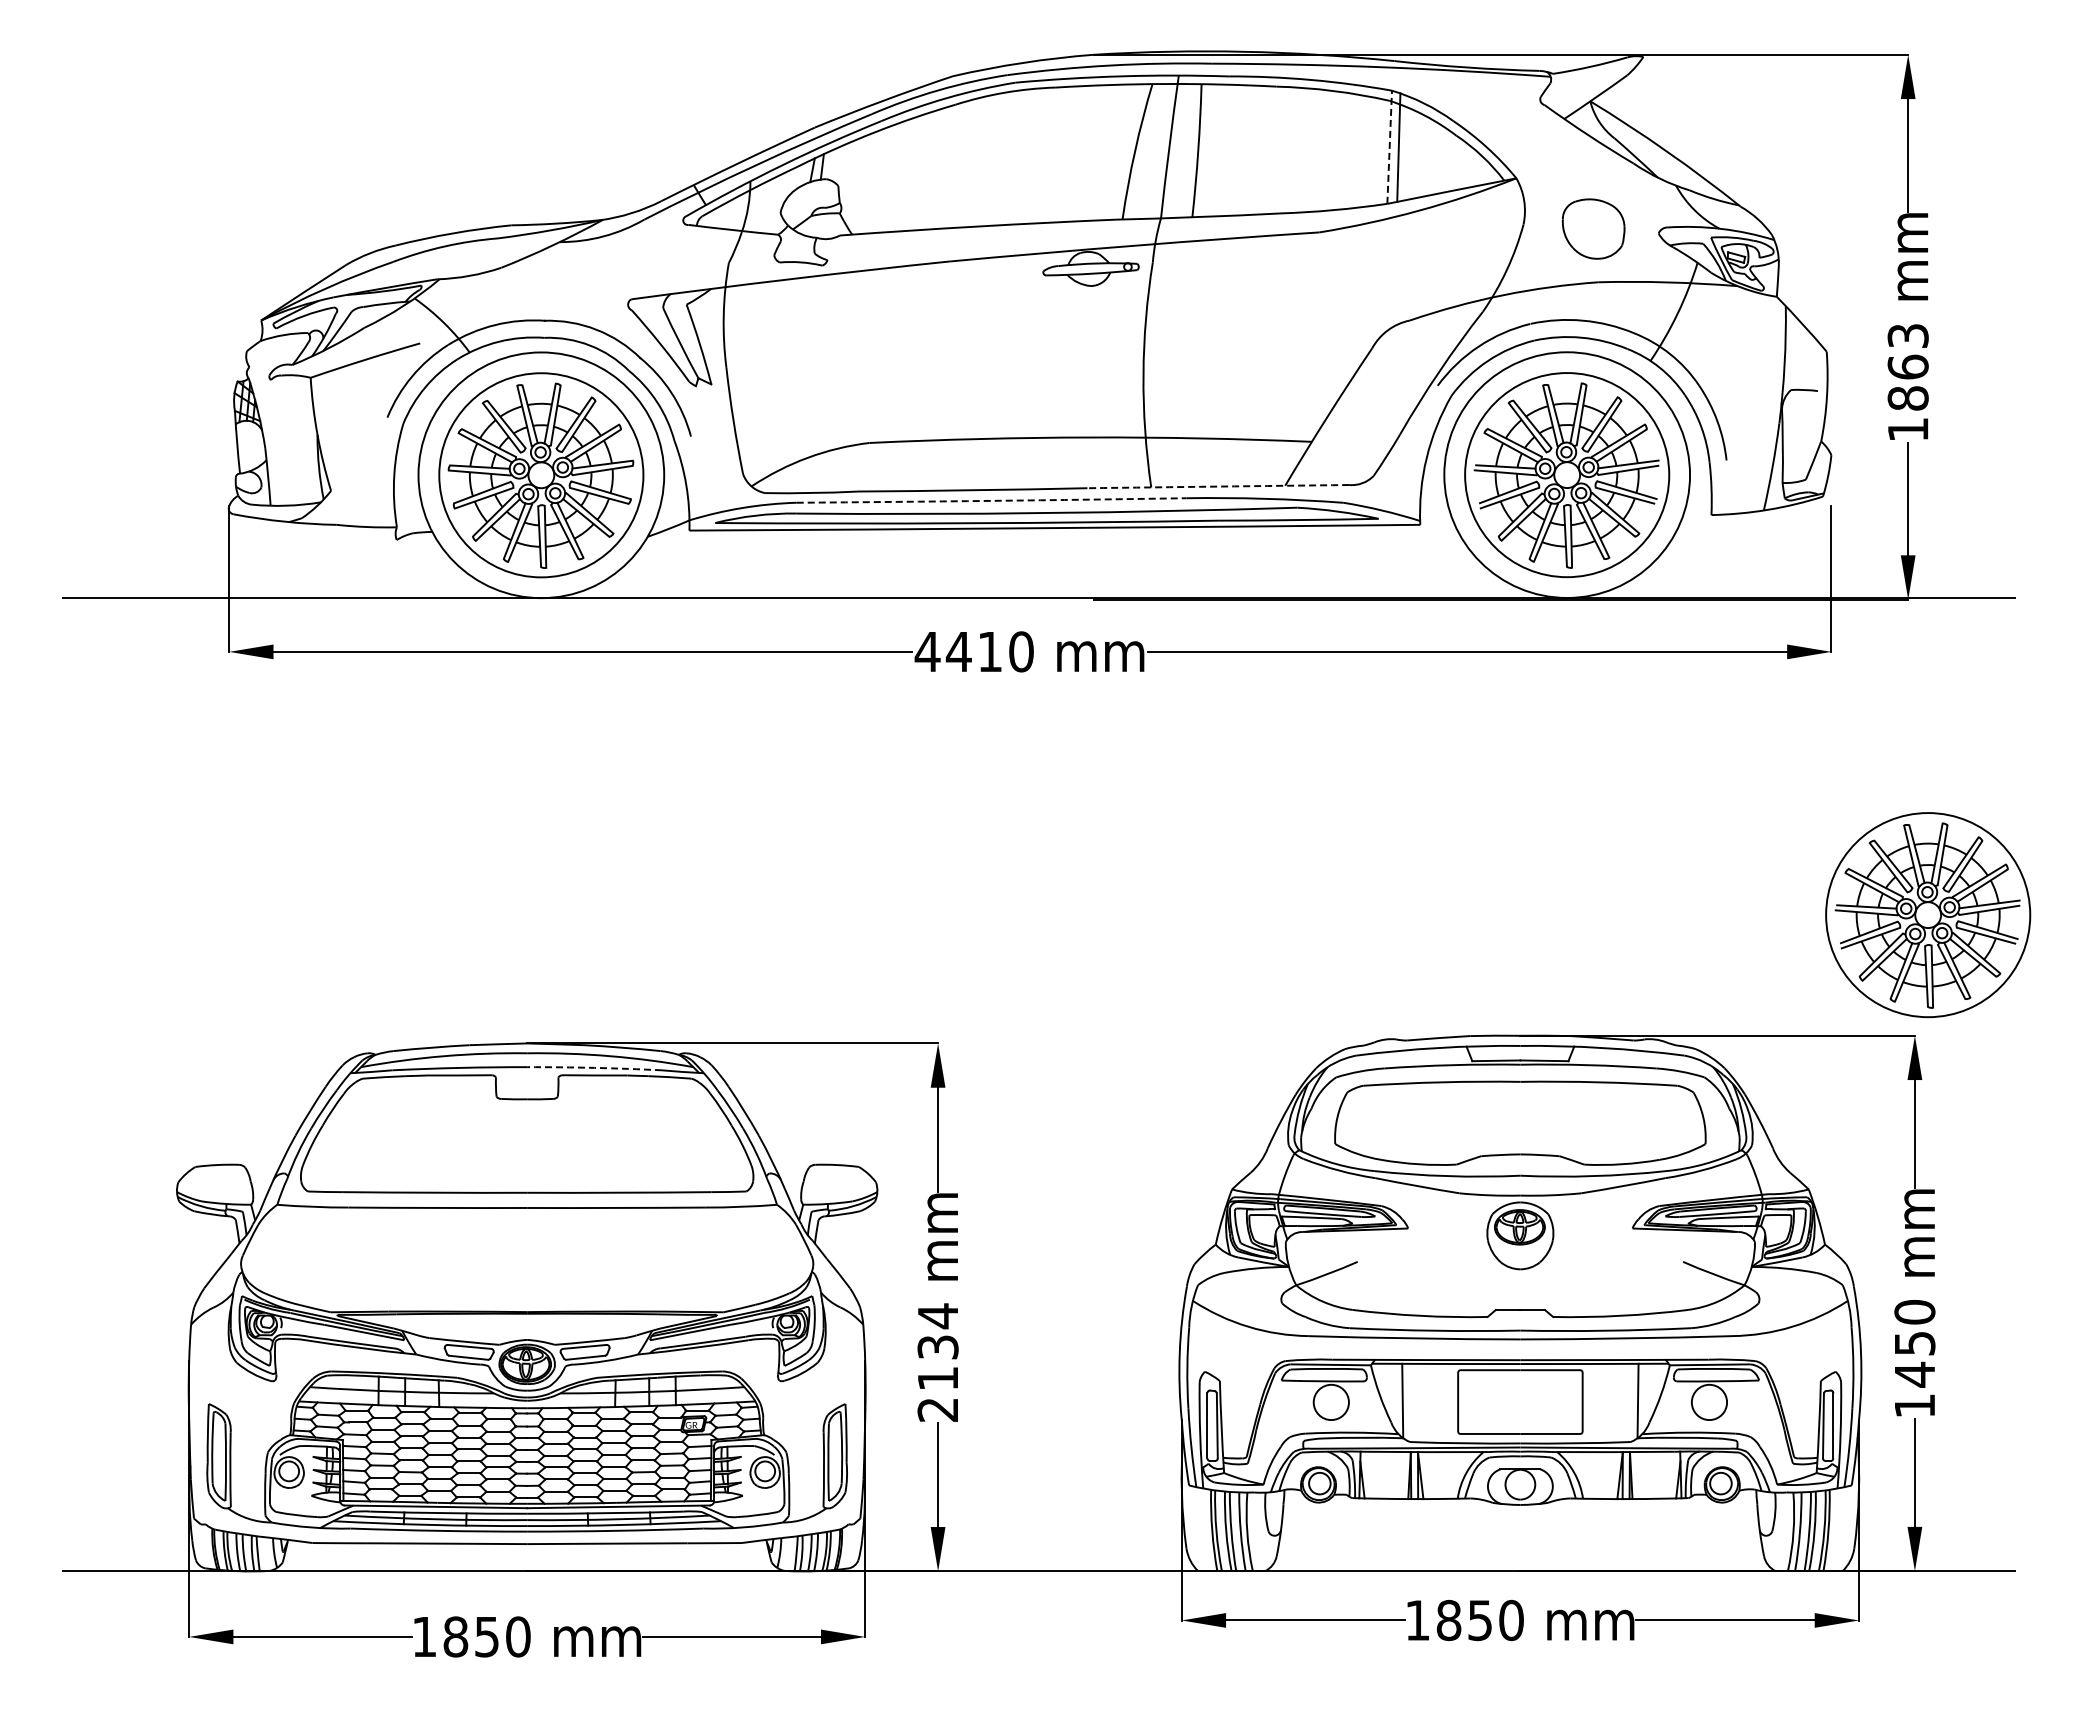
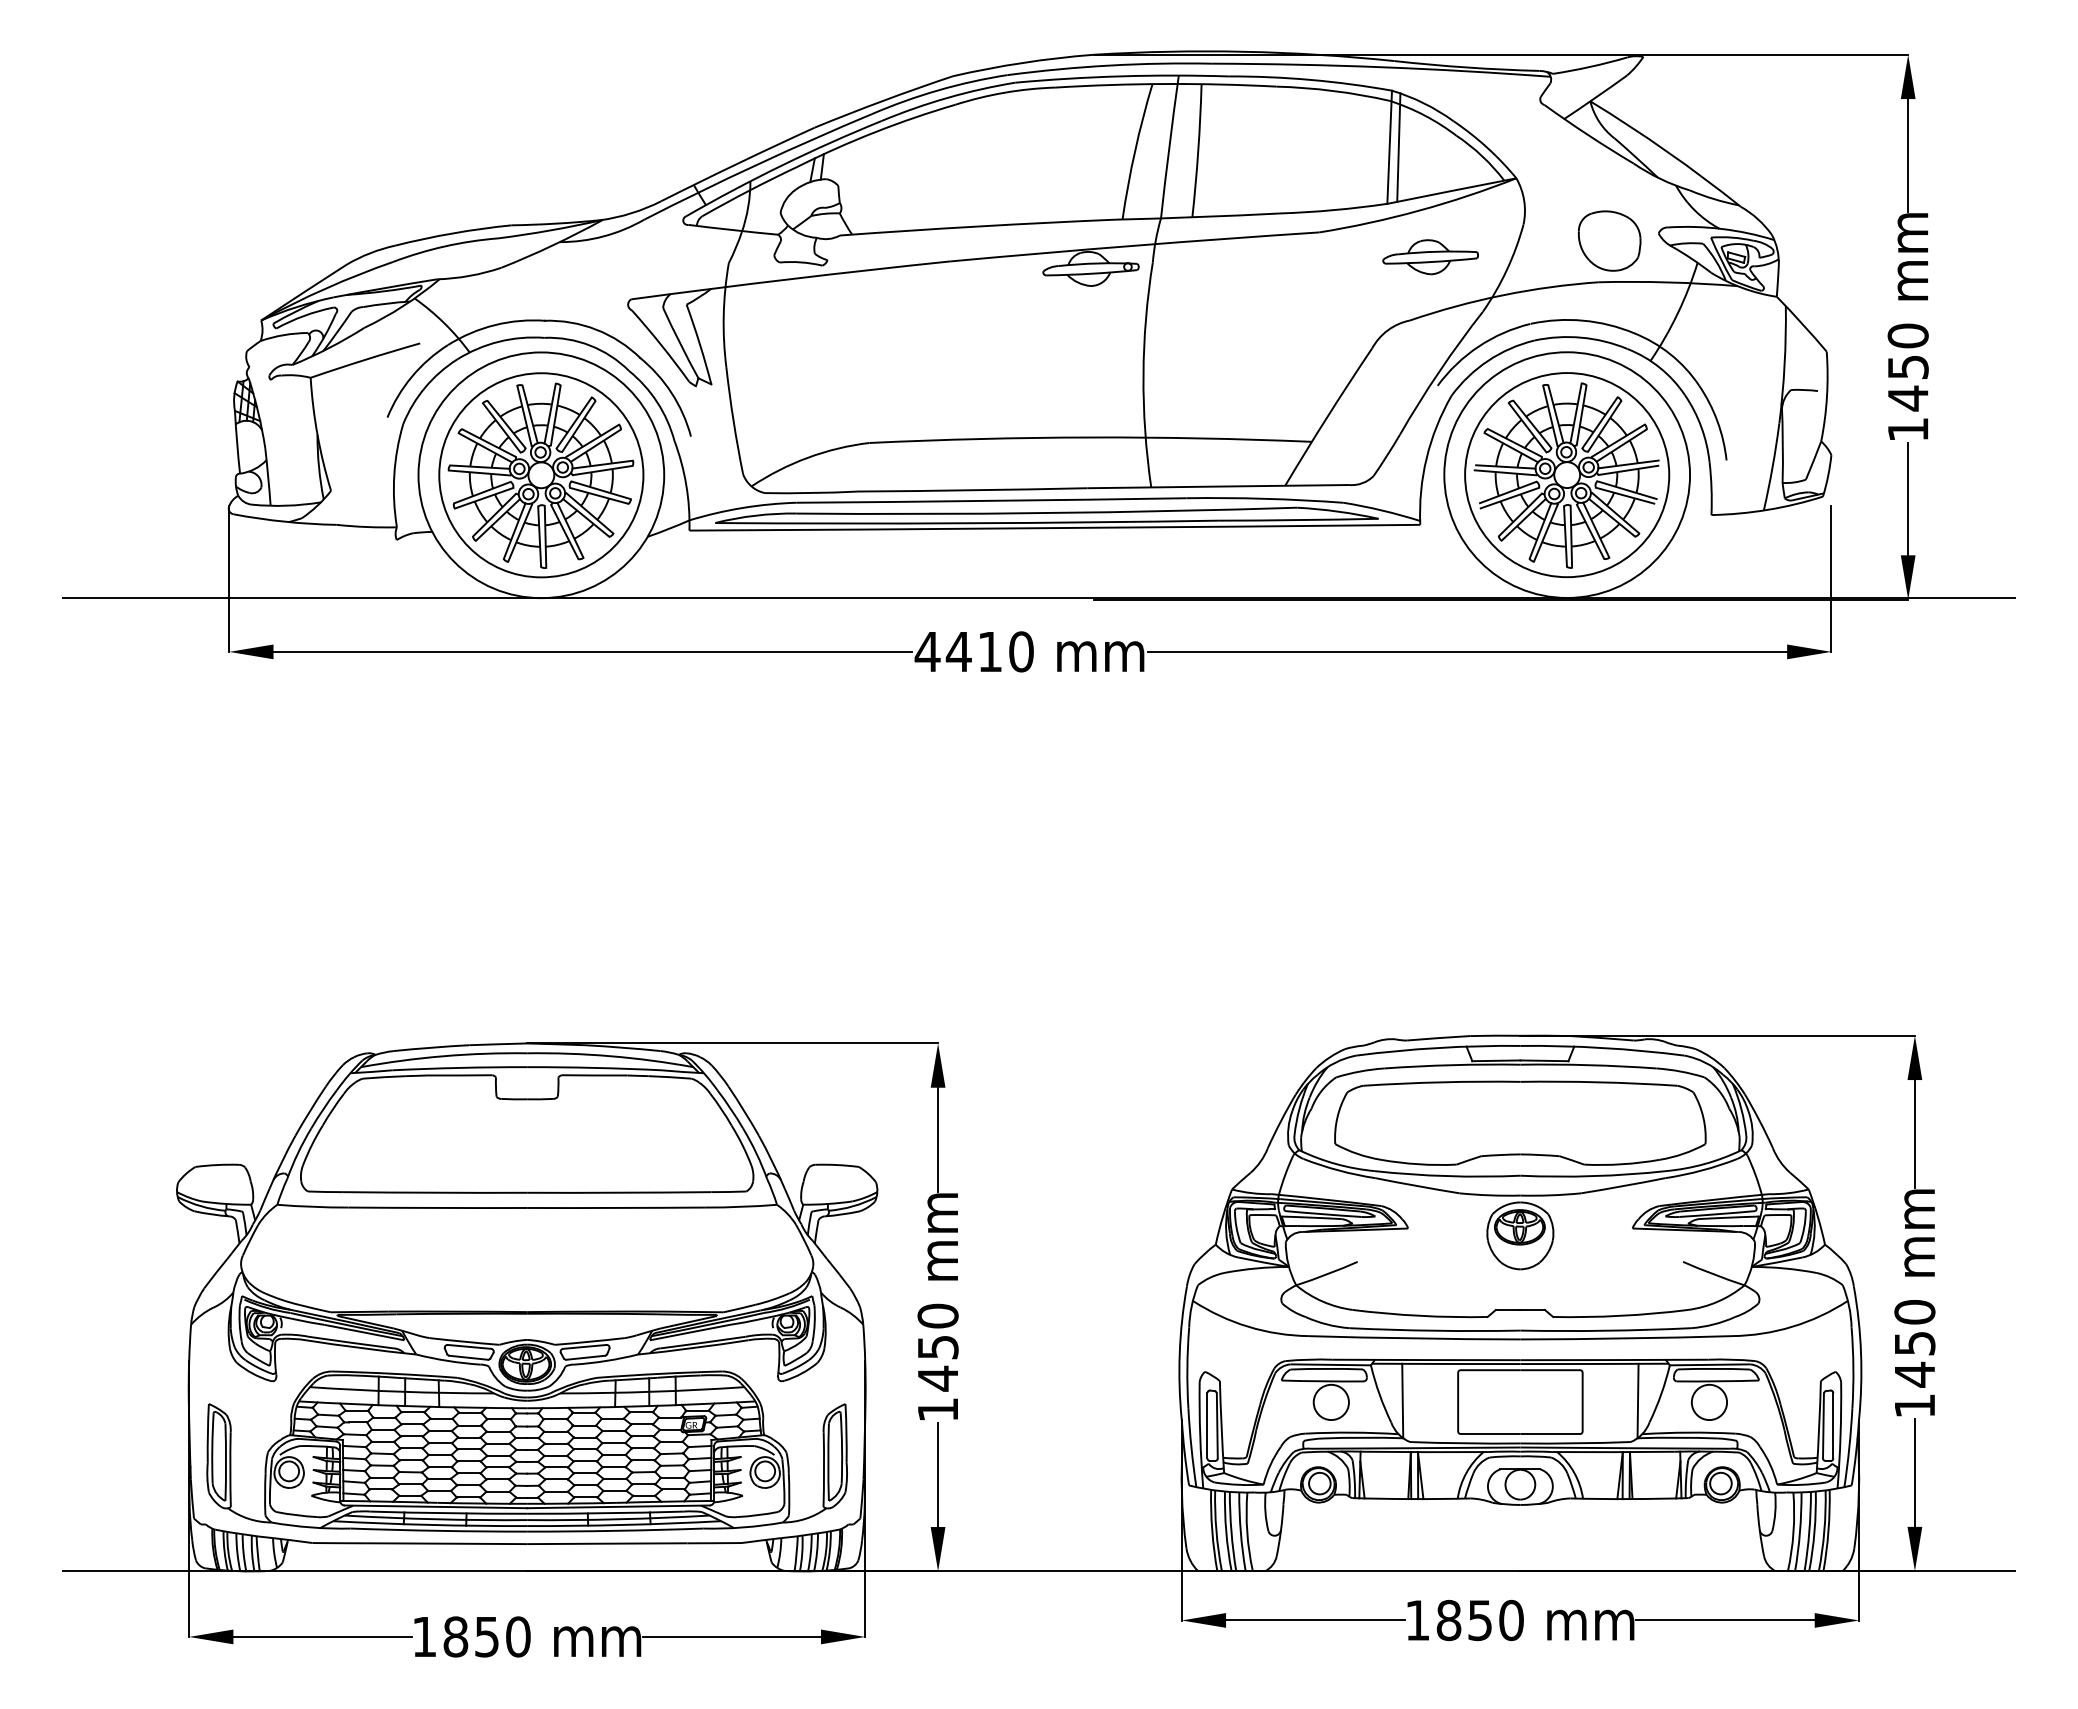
line: dashed -> solid (1389, 147)
part position: (1593, 228) -> (1609, 240) (1609, 240)
part: none -> present (1430, 257)
text: 1863 -> 1450 (1907, 367)
arc: dashed -> solid (1218, 486)
arc: dashed -> solid (991, 500)
part: present -> none (1928, 915)
arc: dashed -> solid (594, 1067)
text: 2134 -> 1450 (937, 1362)
